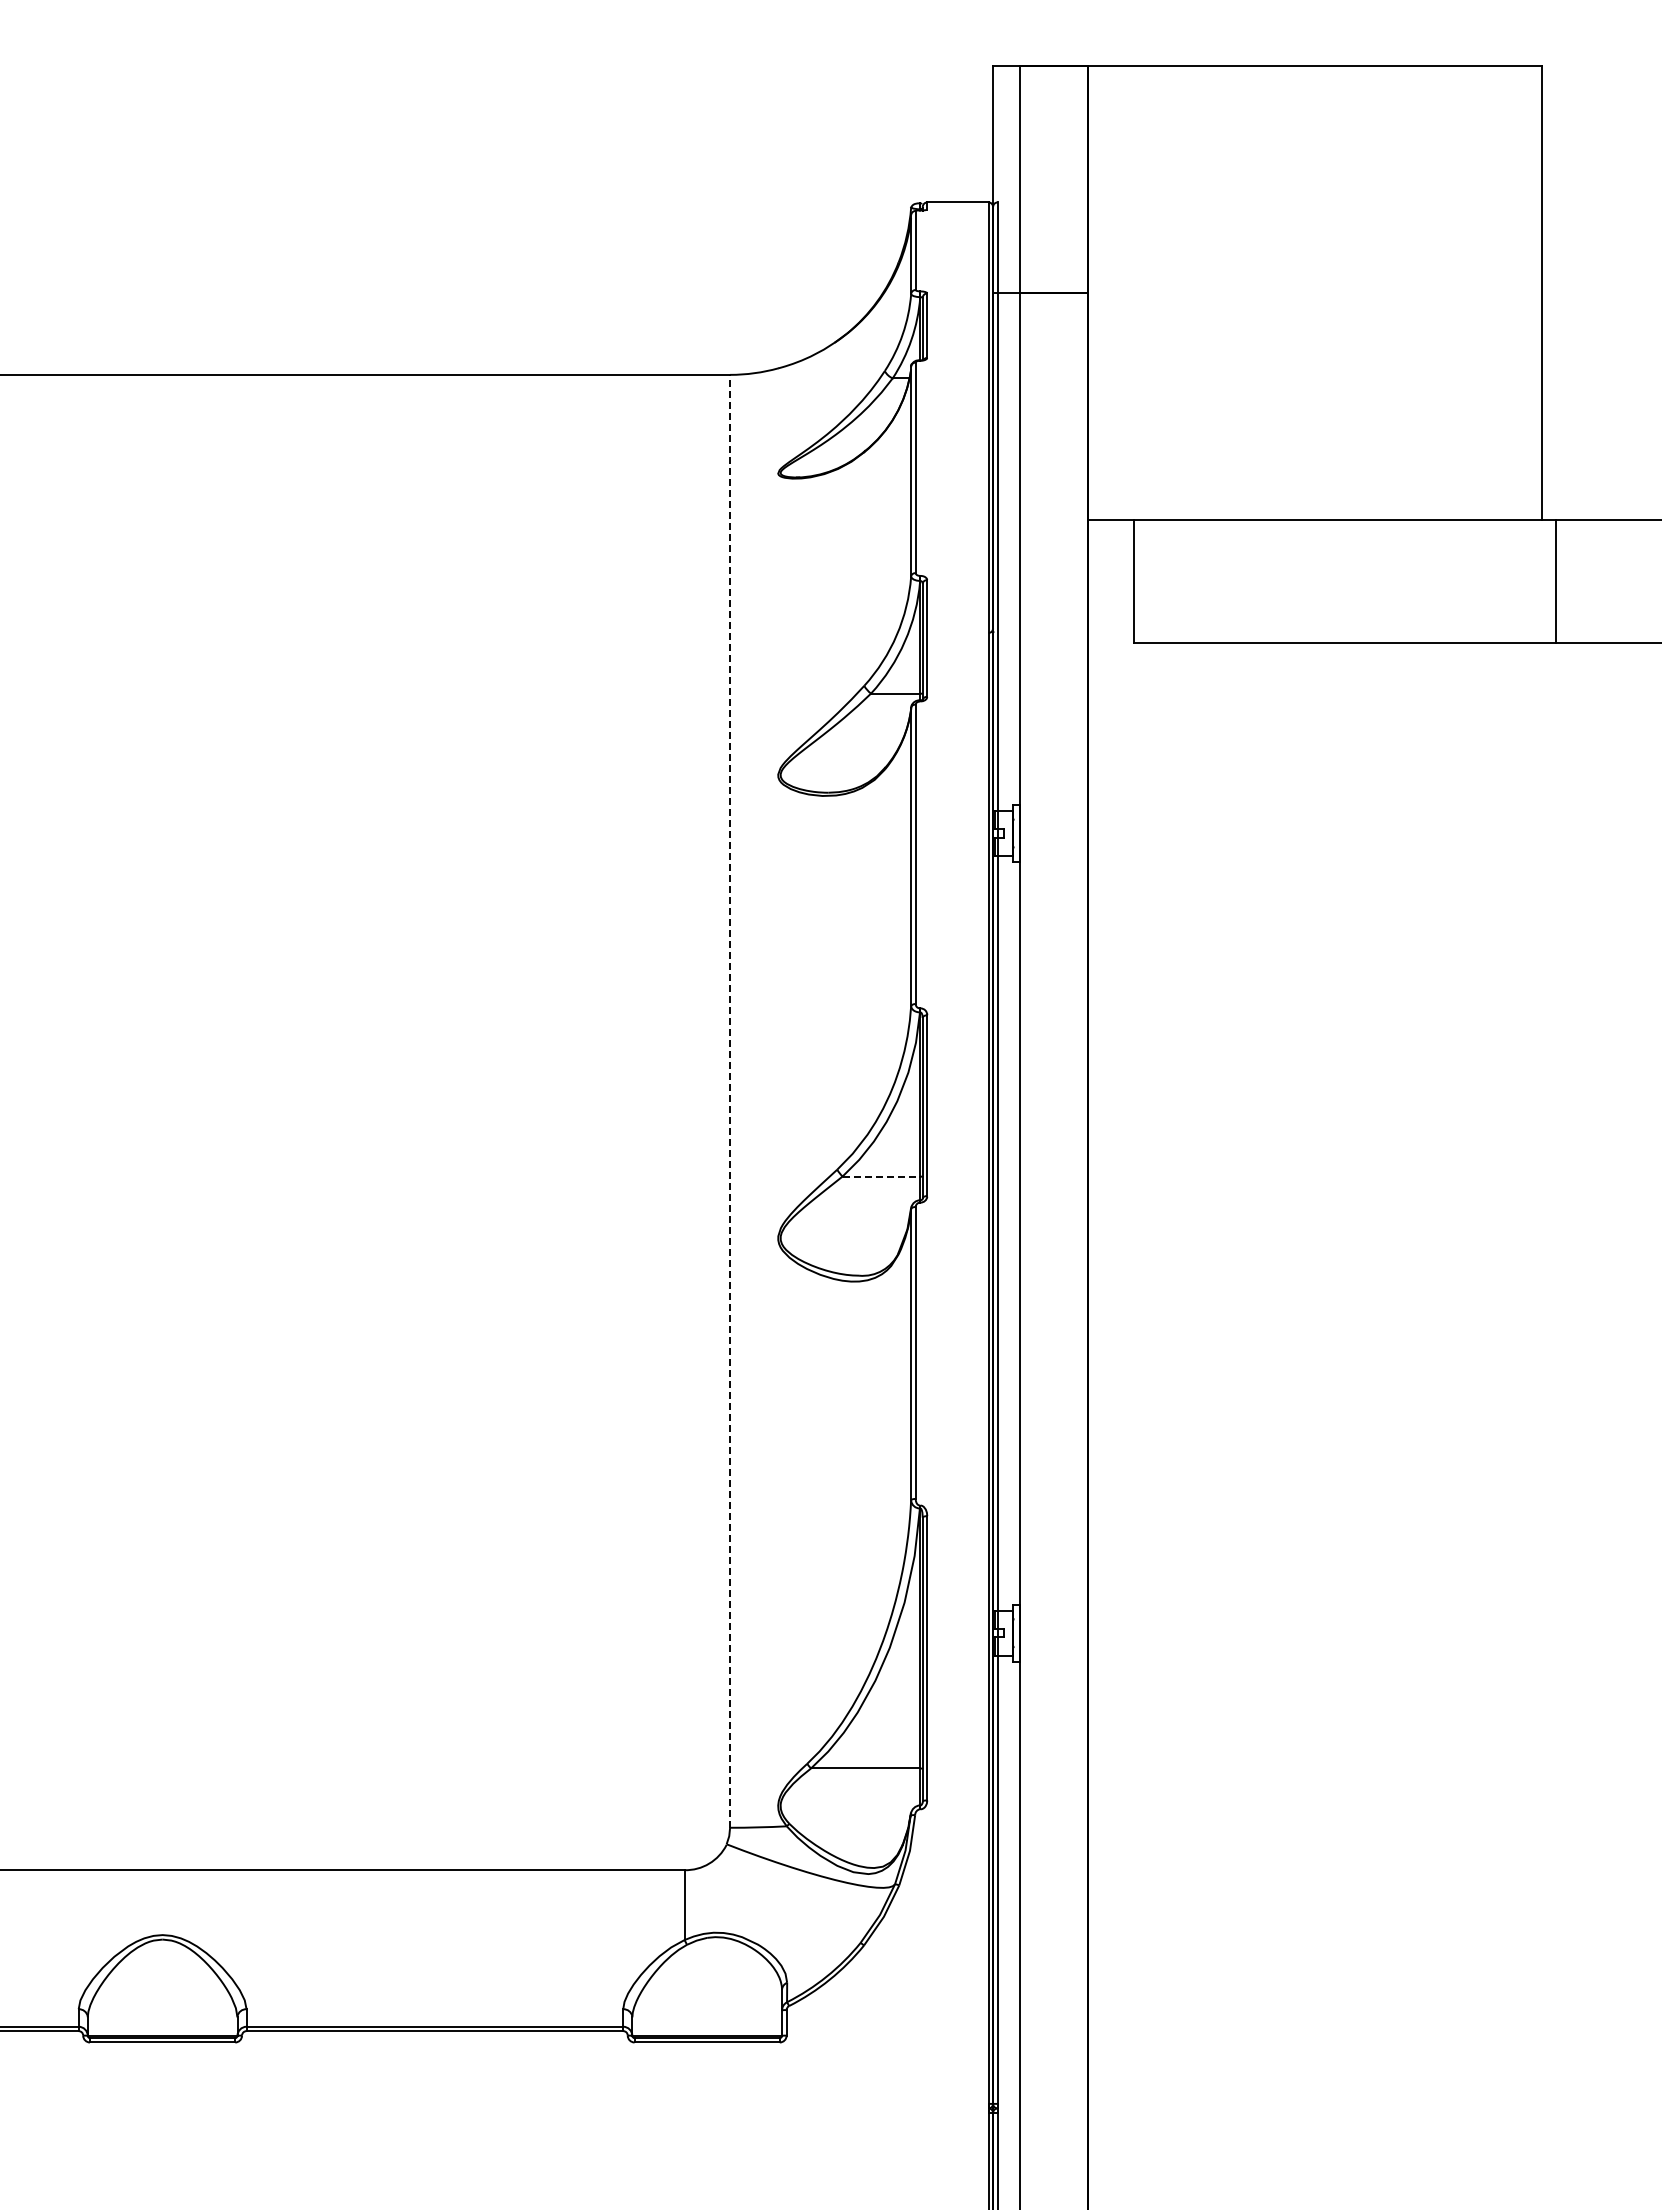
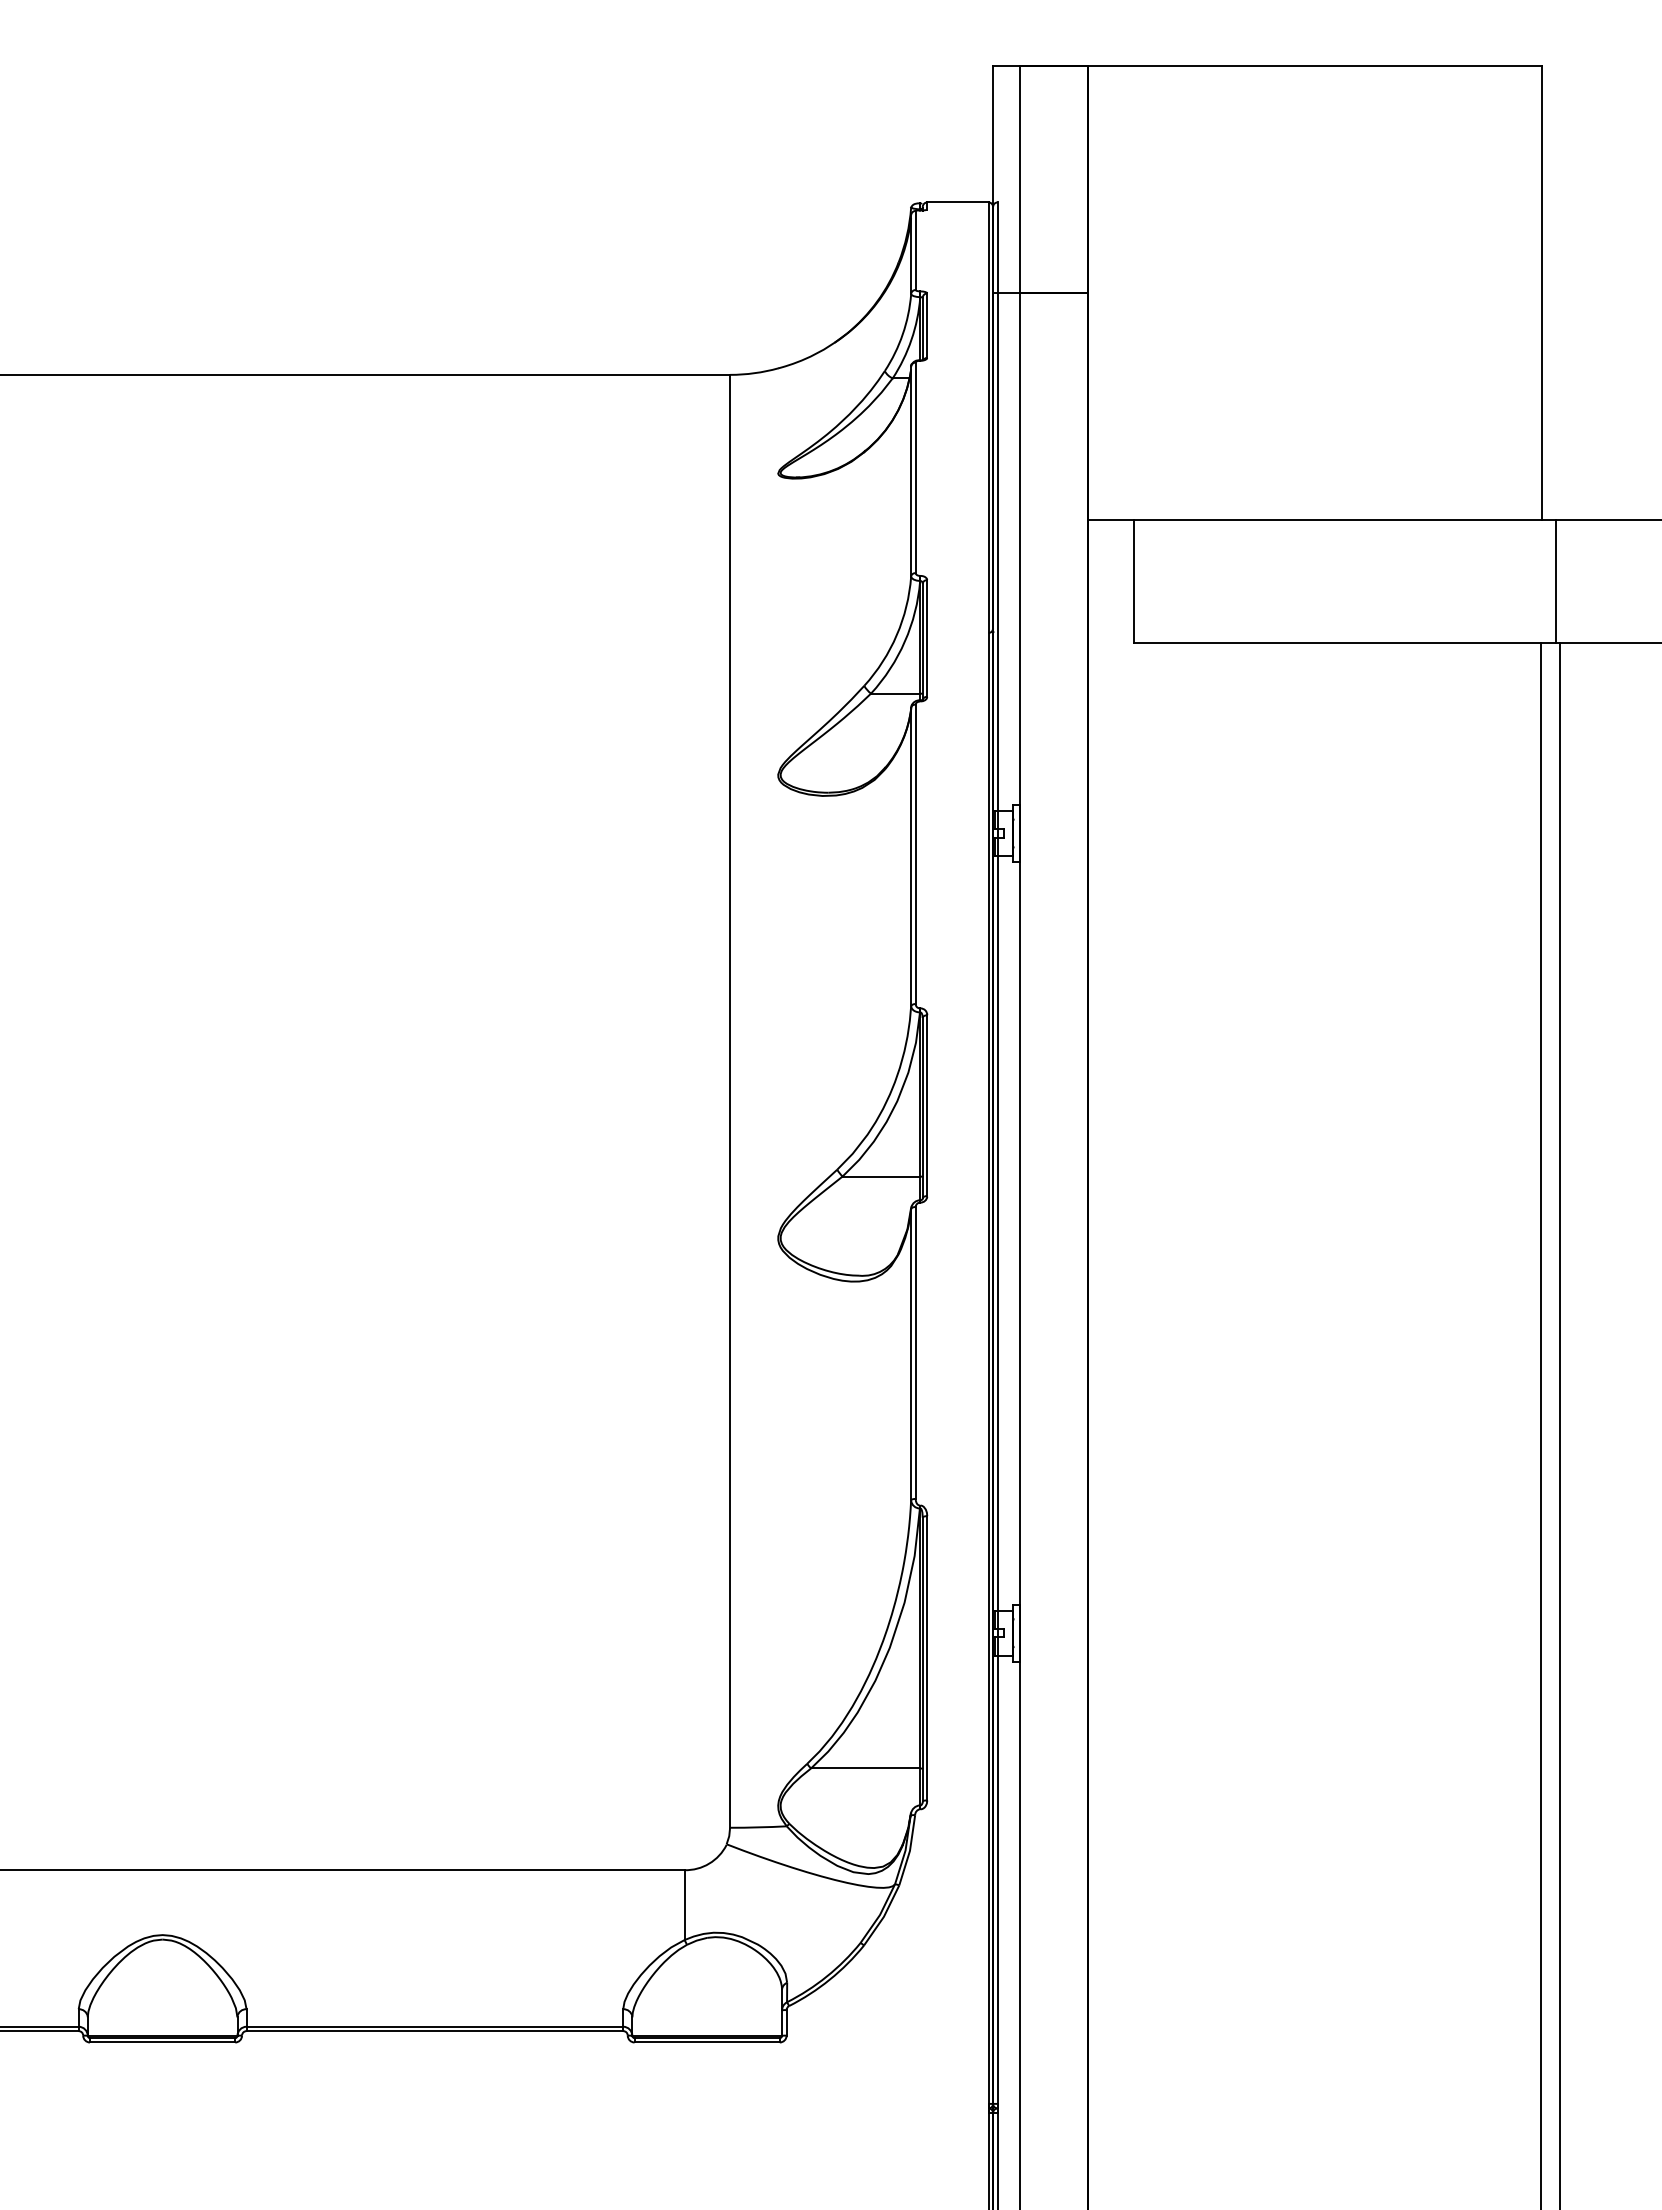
line: dashed -> solid (730, 1100)
line: dashed -> solid (881, 1176)
line: none -> present (1540, 1424)
line: none -> present (1560, 1424)
